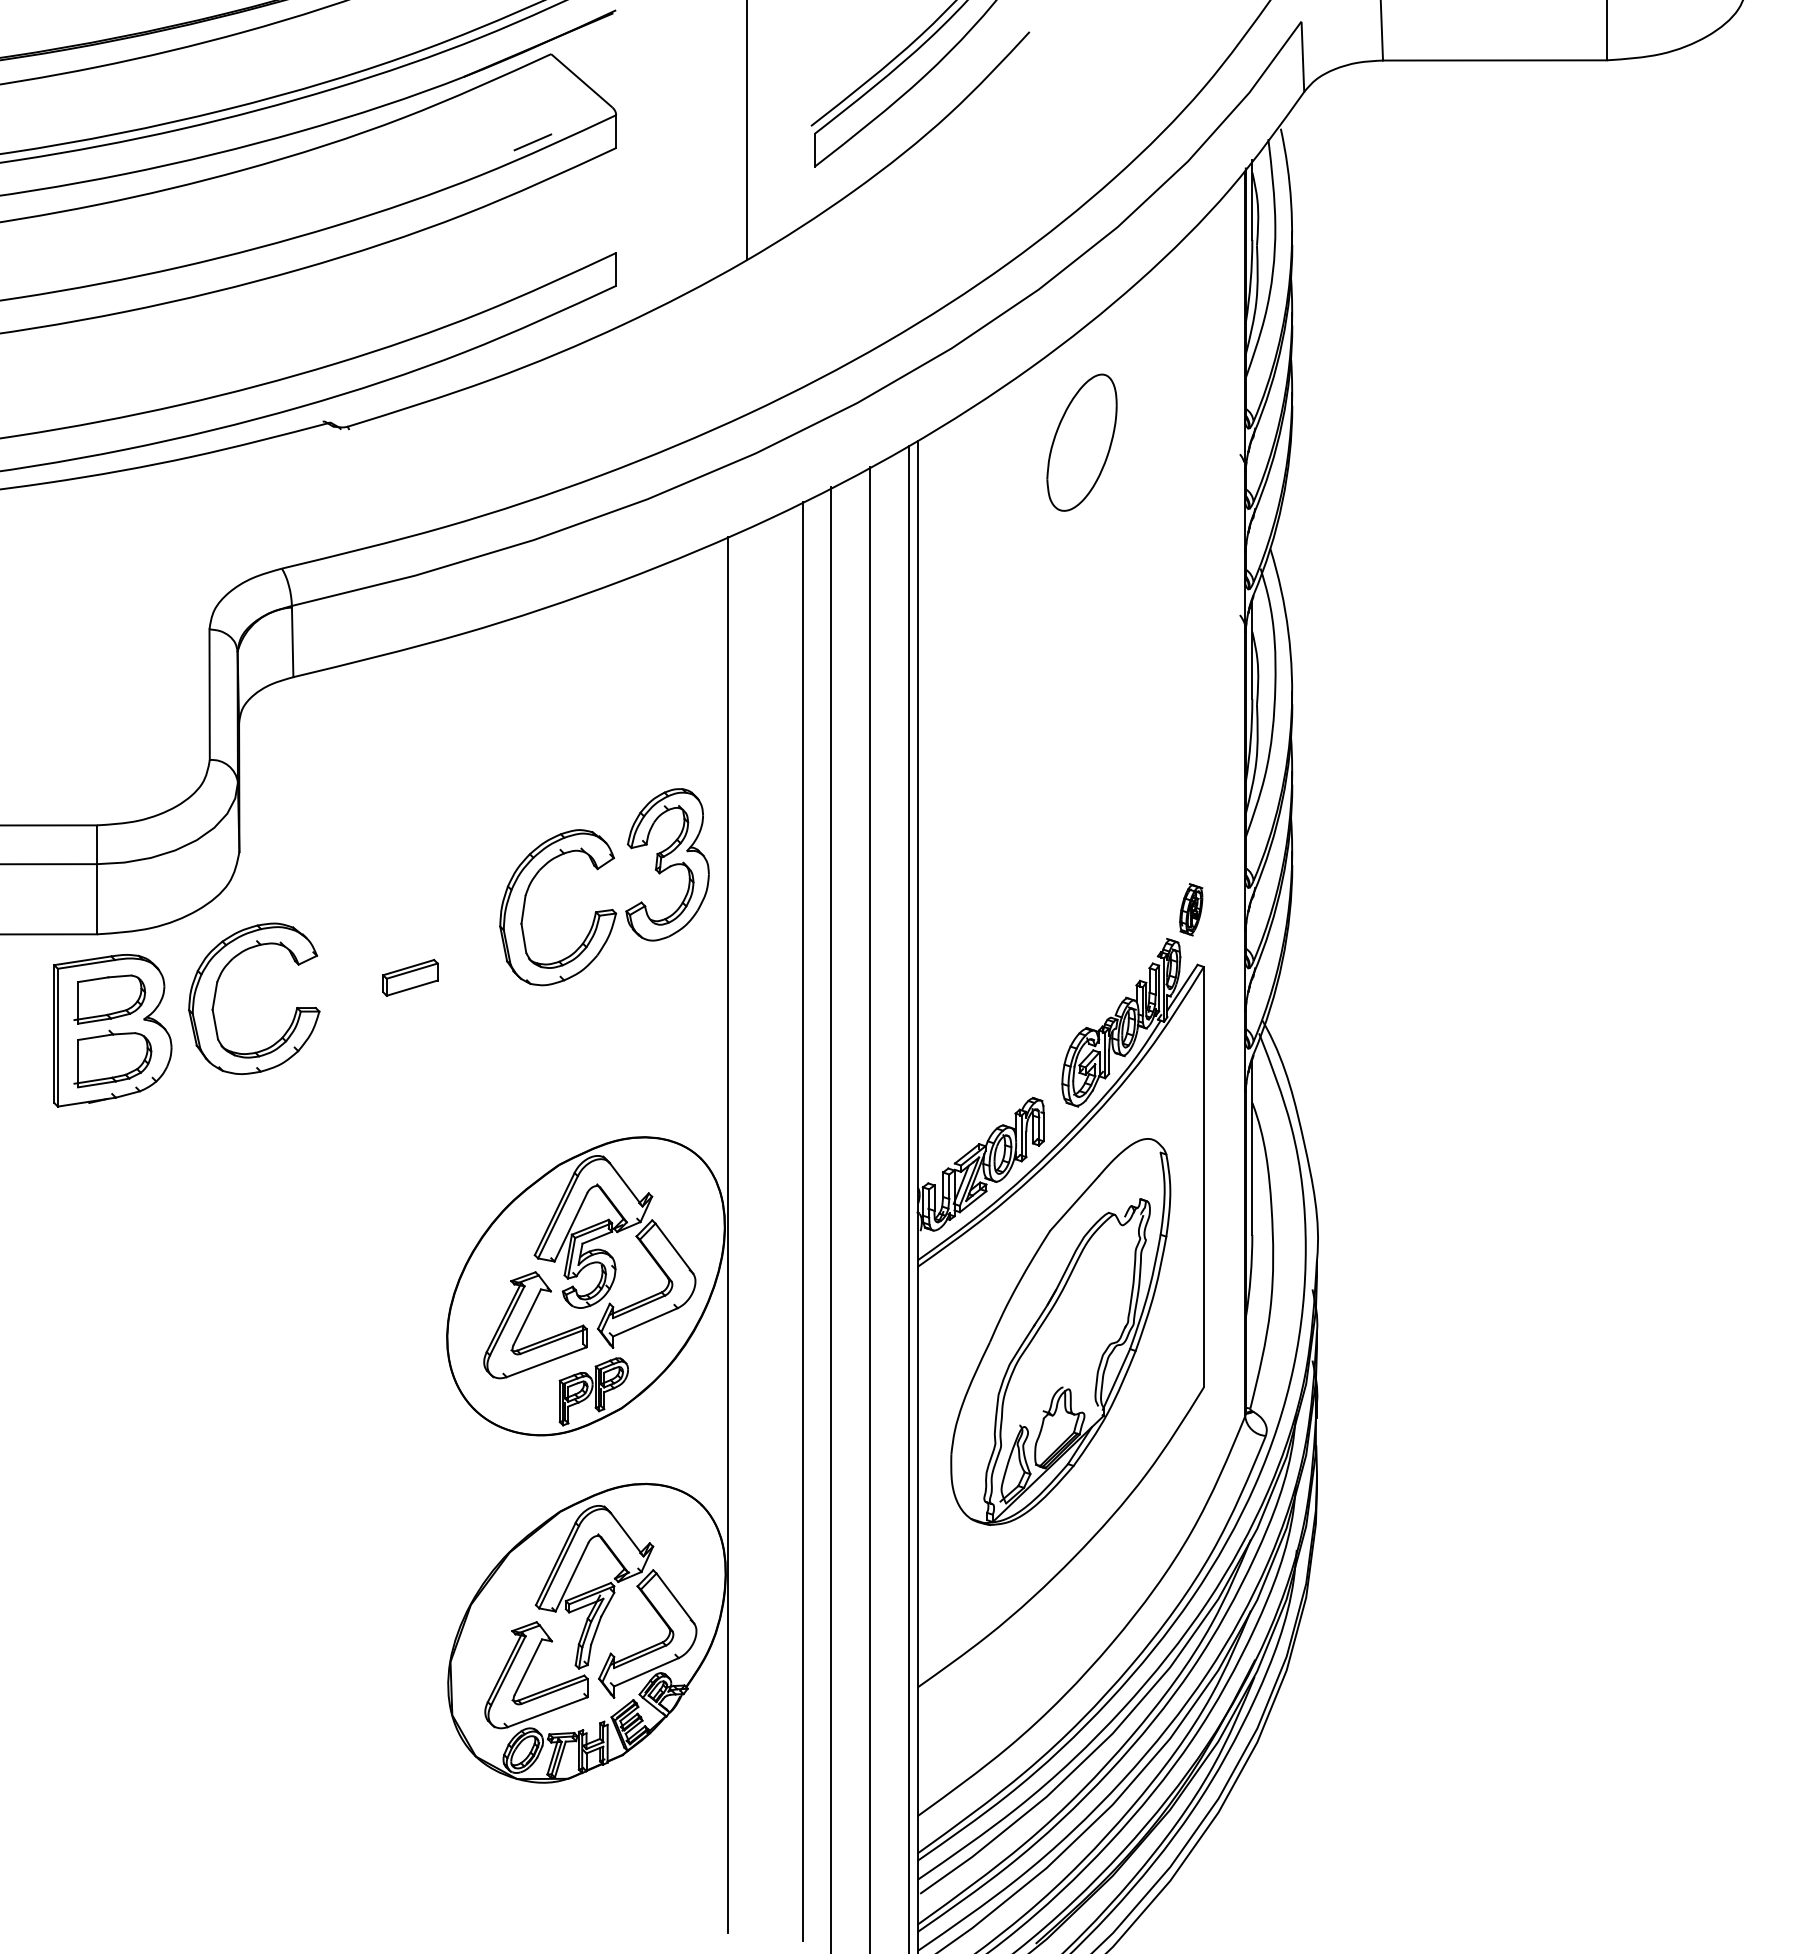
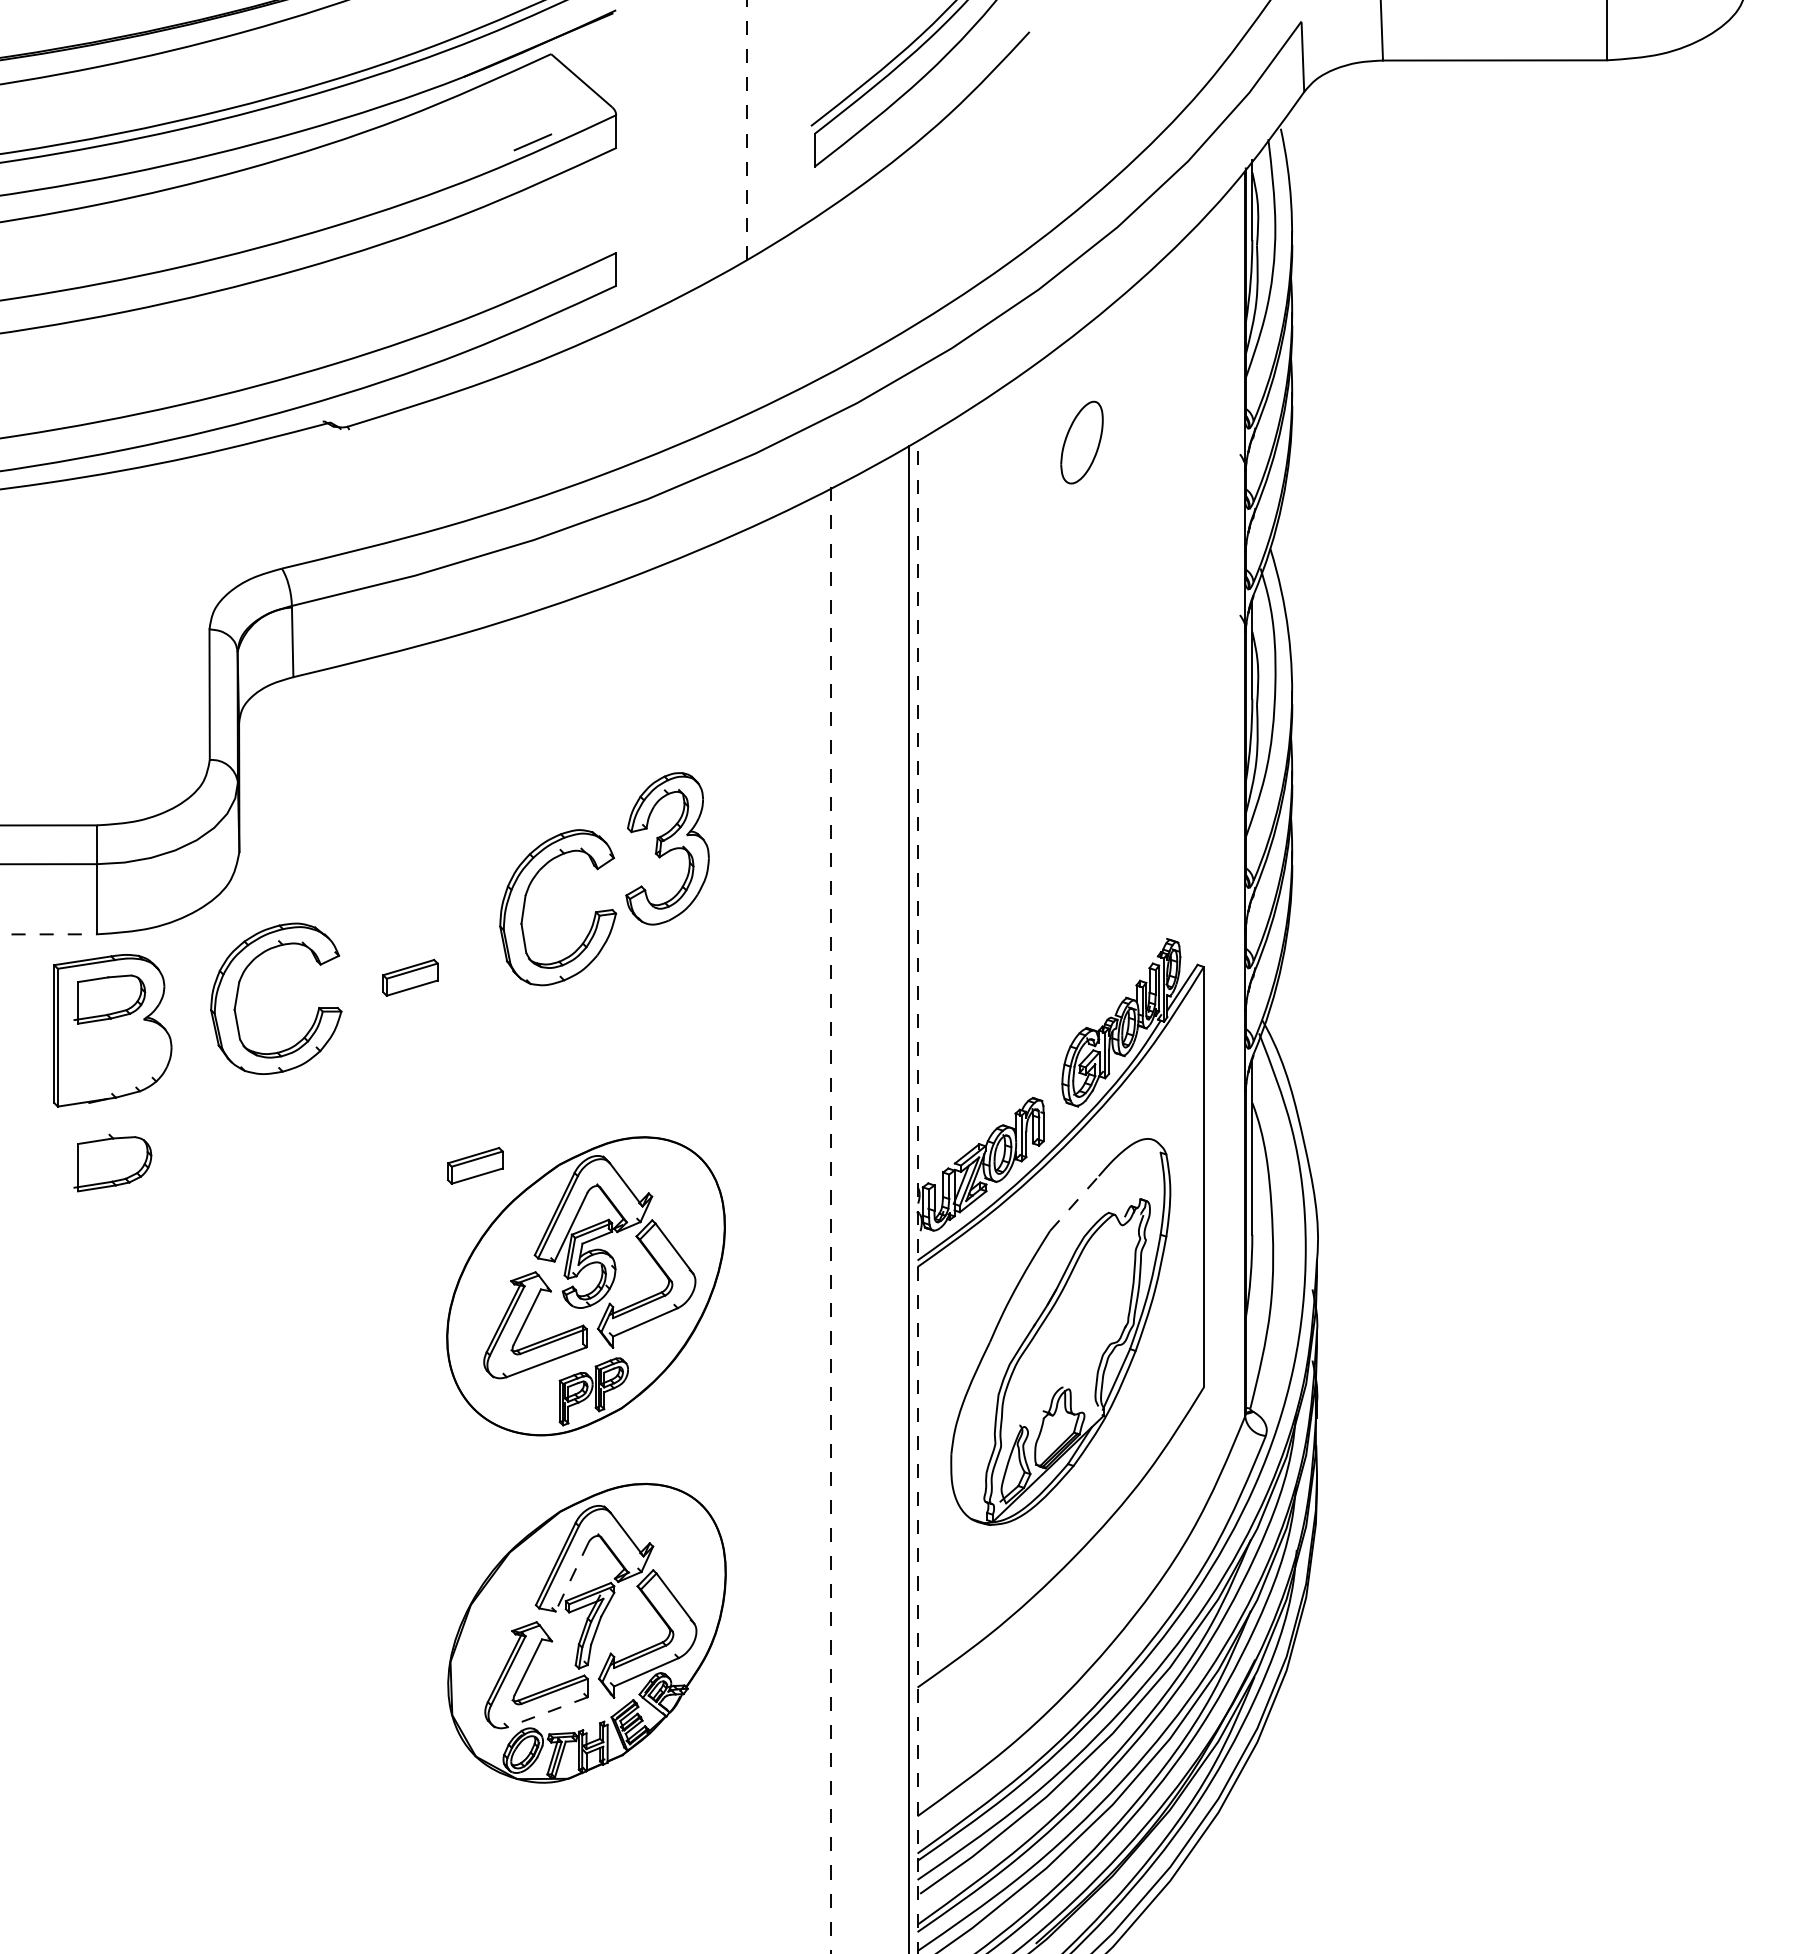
line: solid -> dashed (746, 130)
part size: 72x139 px -> 44x85 px (1081, 442)
part position: (667, 864) -> (667, 848) (667, 848)
part: present -> none (1191, 909)
line: solid -> dashed (49, 934)
part position: (216, 994) -> (238, 994) (238, 994)
part position: (112, 1058) -> (112, 1162) (112, 1162)
part: none -> present (475, 1165)
line: solid -> dashed (917, 1196)
line: solid -> dashed (1074, 1203)
line: present -> none (869, 1208)
line: solid -> dashed (830, 1220)
line: present -> none (802, 1221)
line: present -> none (727, 1234)
line: solid -> dashed (572, 1577)
line: solid -> dashed (547, 1712)
